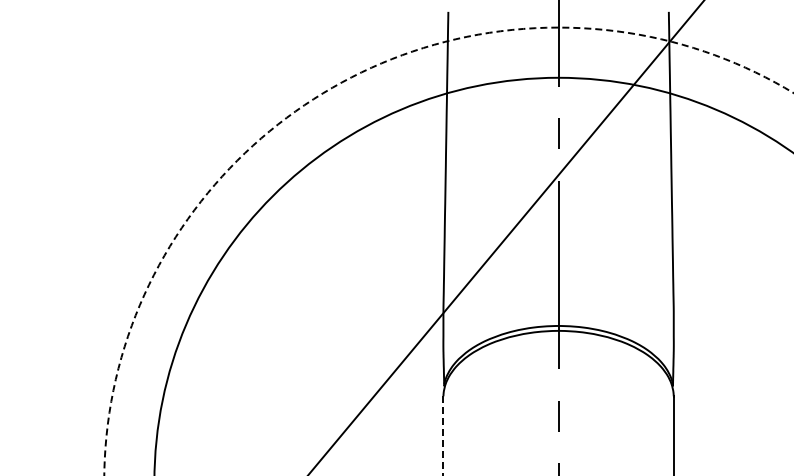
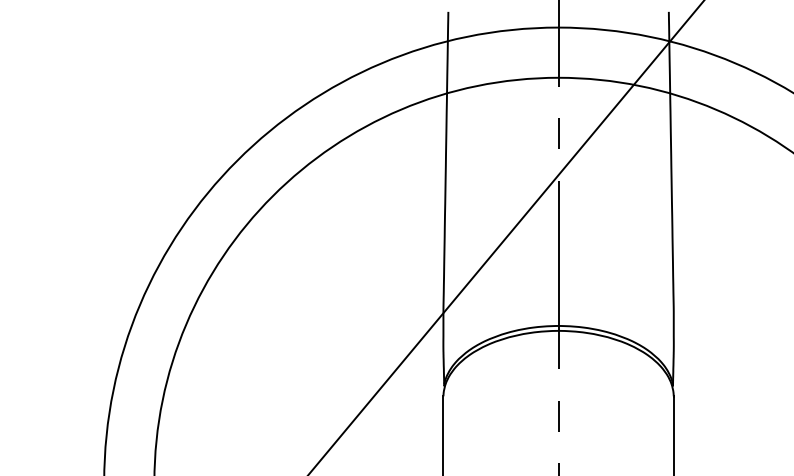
circle: dashed -> solid (448, 251)
line: dashed -> solid (443, 436)
